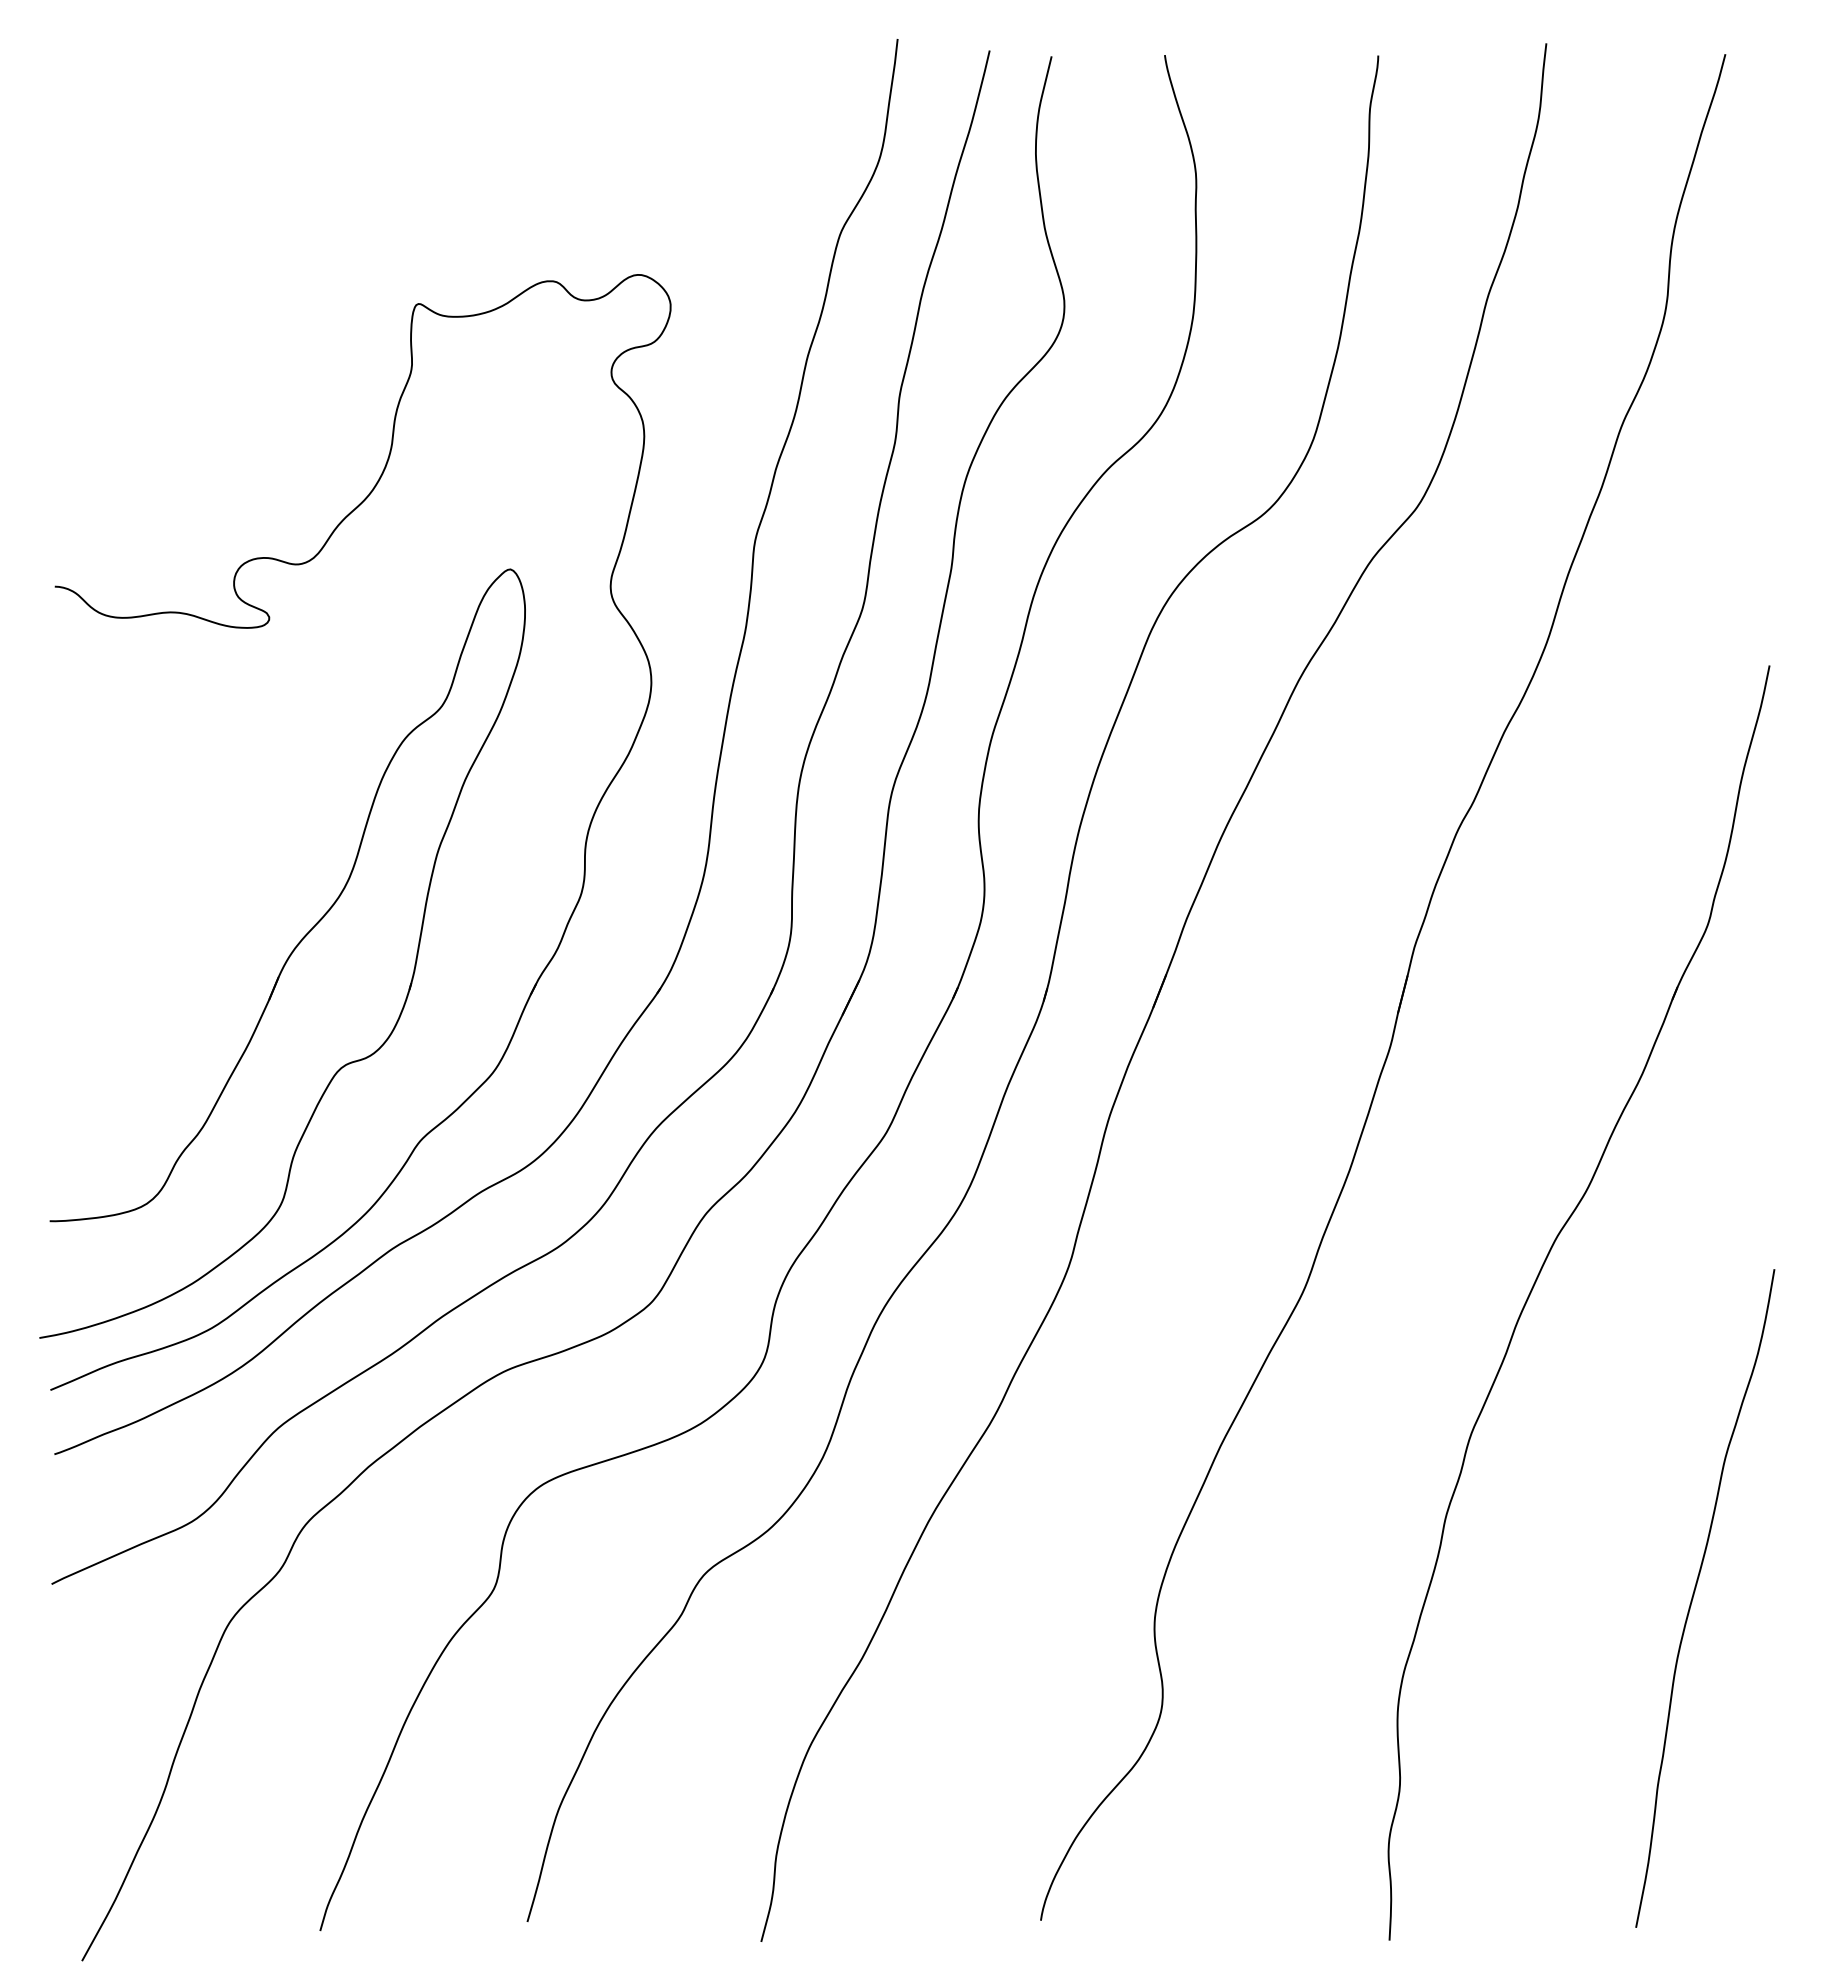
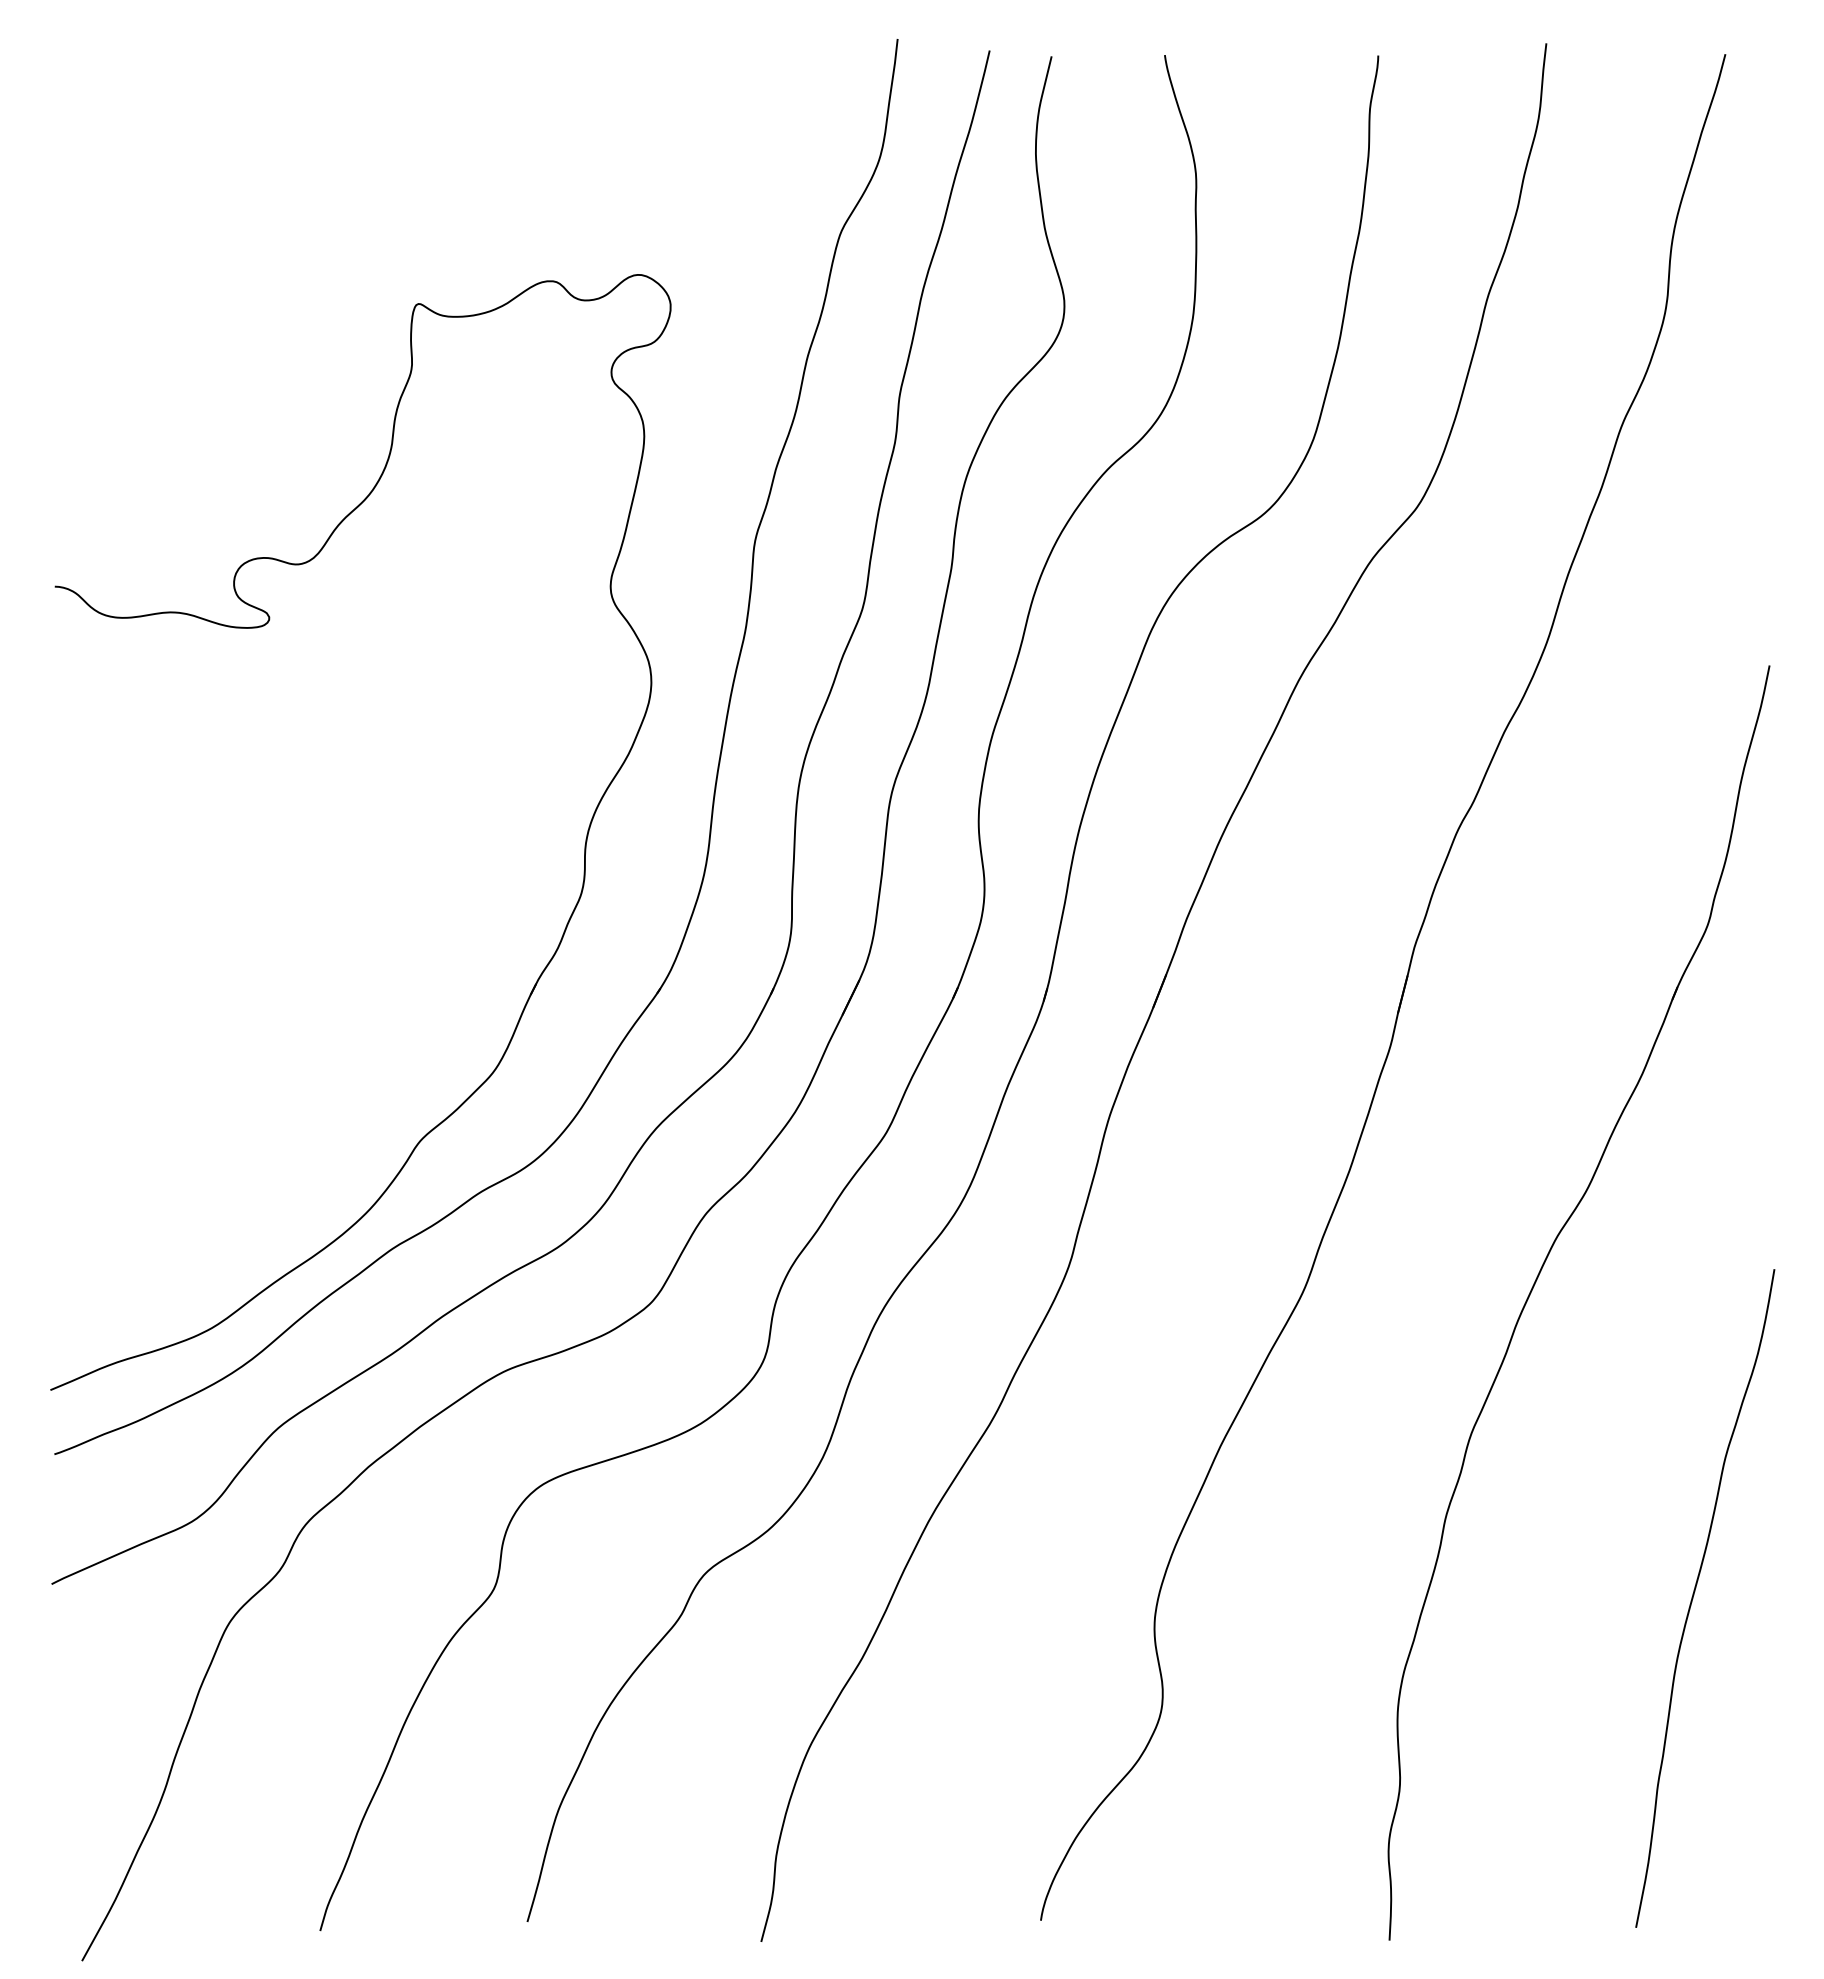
part: present -> none (287, 957)
